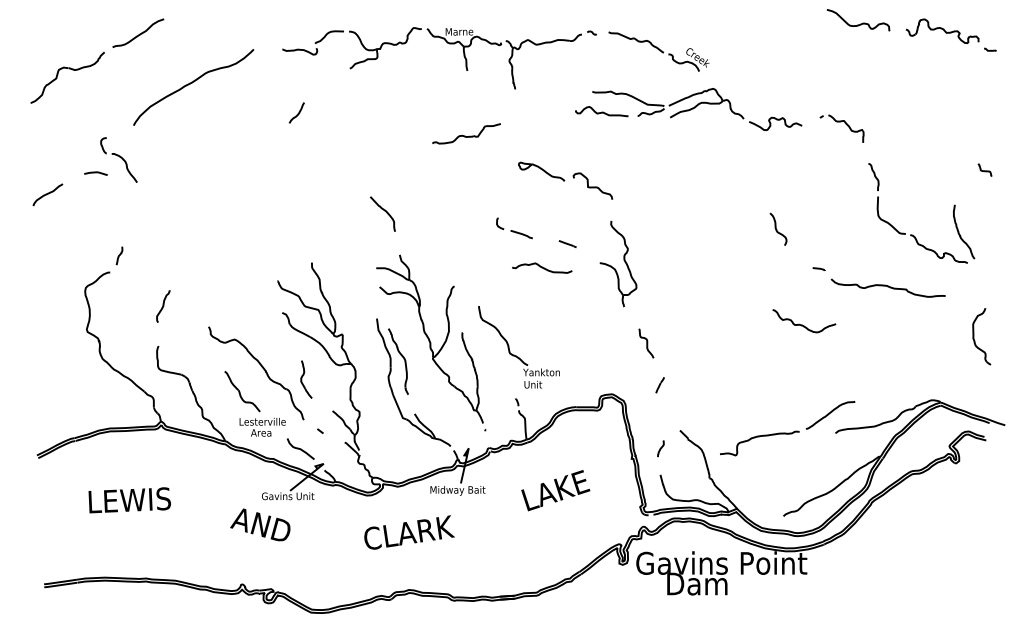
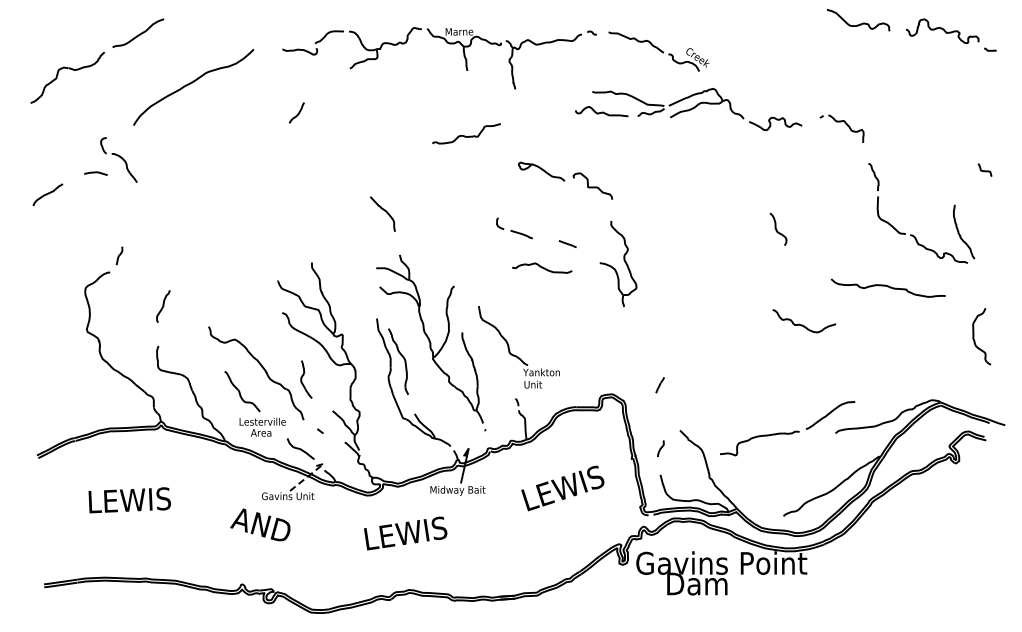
line: present -> none (818, 268)
curve: present -> none (646, 343)
line: solid -> dashed (312, 473)
text: LAKE -> LEWIS (570, 486)
text: CLARK -> LEWIS (409, 532)
